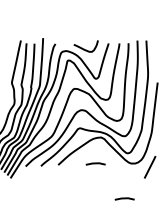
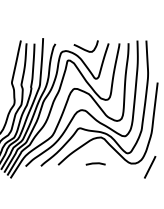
line: present -> none (124, 198)
